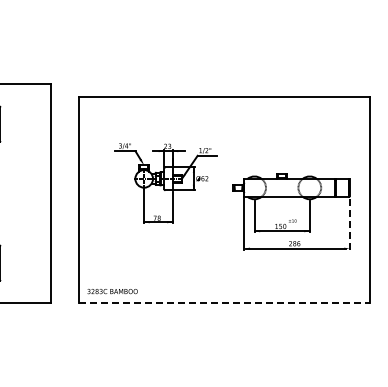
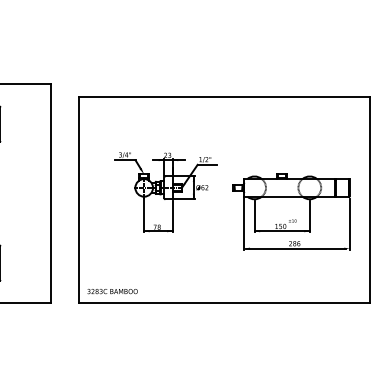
part position: (165, 183) -> (165, 192) (165, 192)
line: dashed -> solid (349, 224)
line: dashed -> solid (224, 302)
